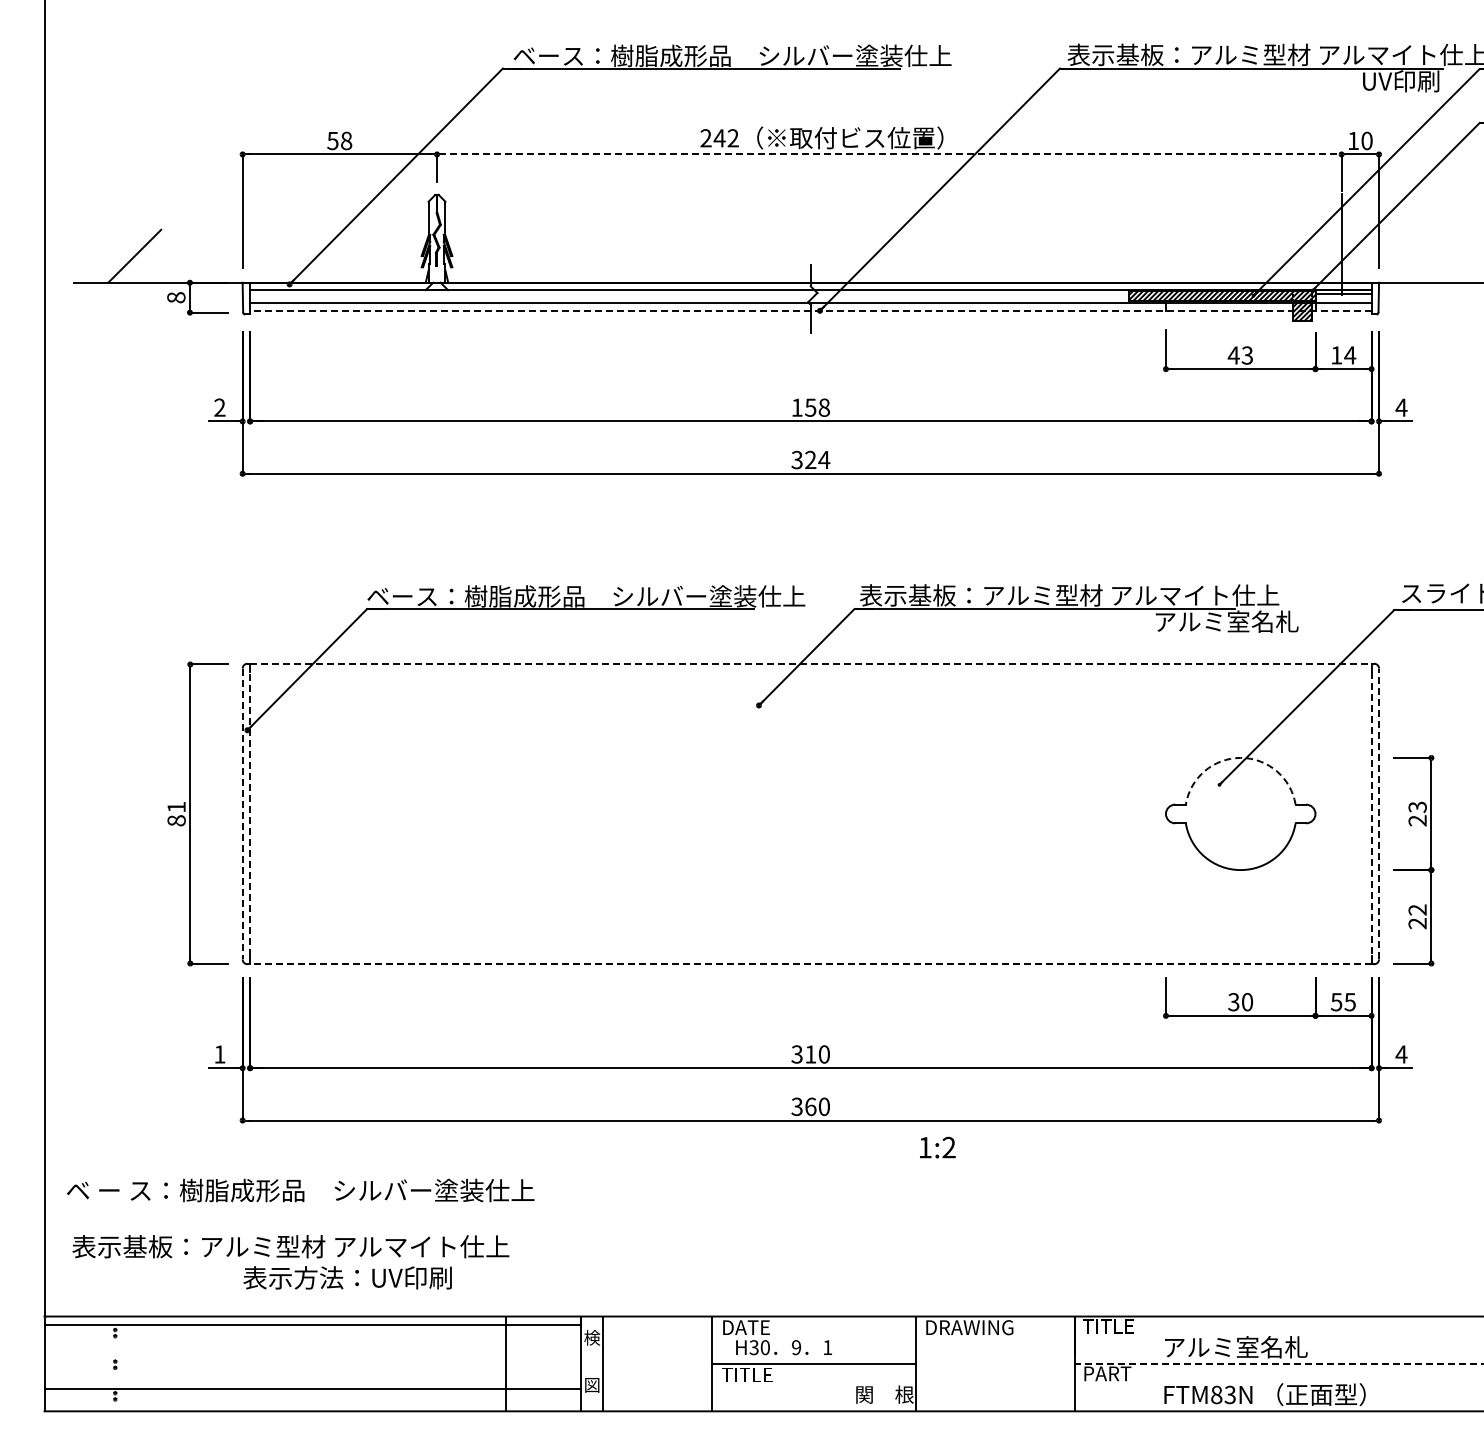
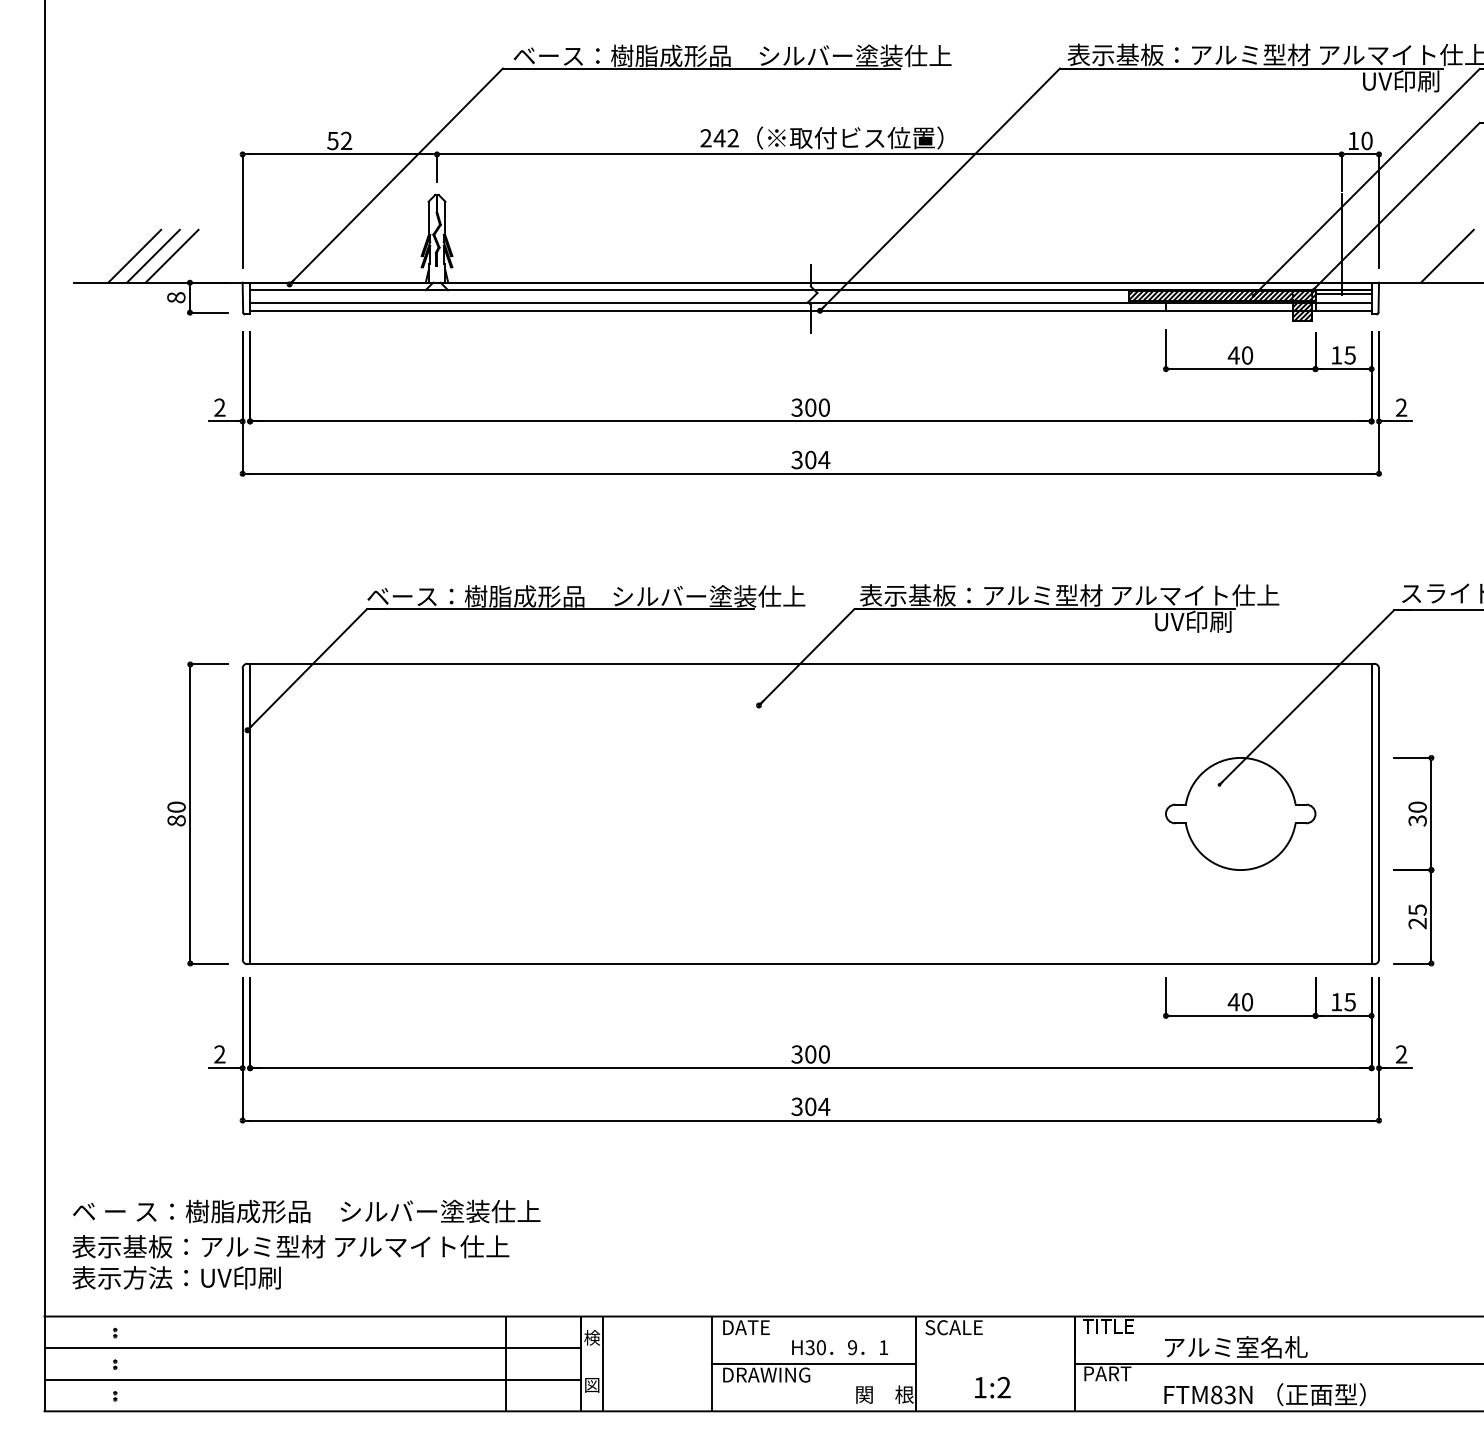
text: 58 -> 52 (346, 140)
line: dashed -> solid (890, 154)
line: none -> present (152, 255)
line: none -> present (171, 255)
line: none -> present (1446, 255)
line: dashed -> solid (810, 310)
text: 43 -> 40 (1247, 355)
text: 14 -> 15 (1350, 355)
text: 158 -> 300 (810, 407)
text: 4 -> 2 (1401, 407)
text: 324 -> 304 (810, 460)
text: アルミ室名札 -> UV印刷 (1226, 621)
line: dashed -> solid (810, 664)
arc: dashed -> solid (1240, 757)
text: 81 -> 80 (176, 806)
line: dashed -> solid (250, 813)
line: dashed -> solid (1379, 813)
text: 23 -> 30 (1417, 813)
line: dashed -> solid (242, 814)
line: dashed -> solid (1371, 814)
text: 22 -> 25 (1417, 909)
line: dashed -> solid (810, 963)
text: 30 -> 40 (1233, 1002)
text: 55 -> 15 (1336, 1002)
text: 1 -> 2 (219, 1054)
text: 310 -> 300 (810, 1054)
text: 4 -> 2 (1401, 1054)
text: 360 -> 304 (817, 1106)
text position: (937, 1147) -> (992, 1387) (992, 1387)
text position: (300, 1190) -> (306, 1211) (306, 1211)
text position: (347, 1277) -> (176, 1277) (176, 1277)
line position: (312, 1325) -> (312, 1348) (312, 1348)
text: DRAWING -> SCALE (969, 1327)
text position: (783, 1347) -> (839, 1347) (839, 1347)
line: dashed -> solid (1278, 1363)
text: TITLE -> DRAWING (766, 1374)
line position: (312, 1388) -> (312, 1379) (312, 1379)
